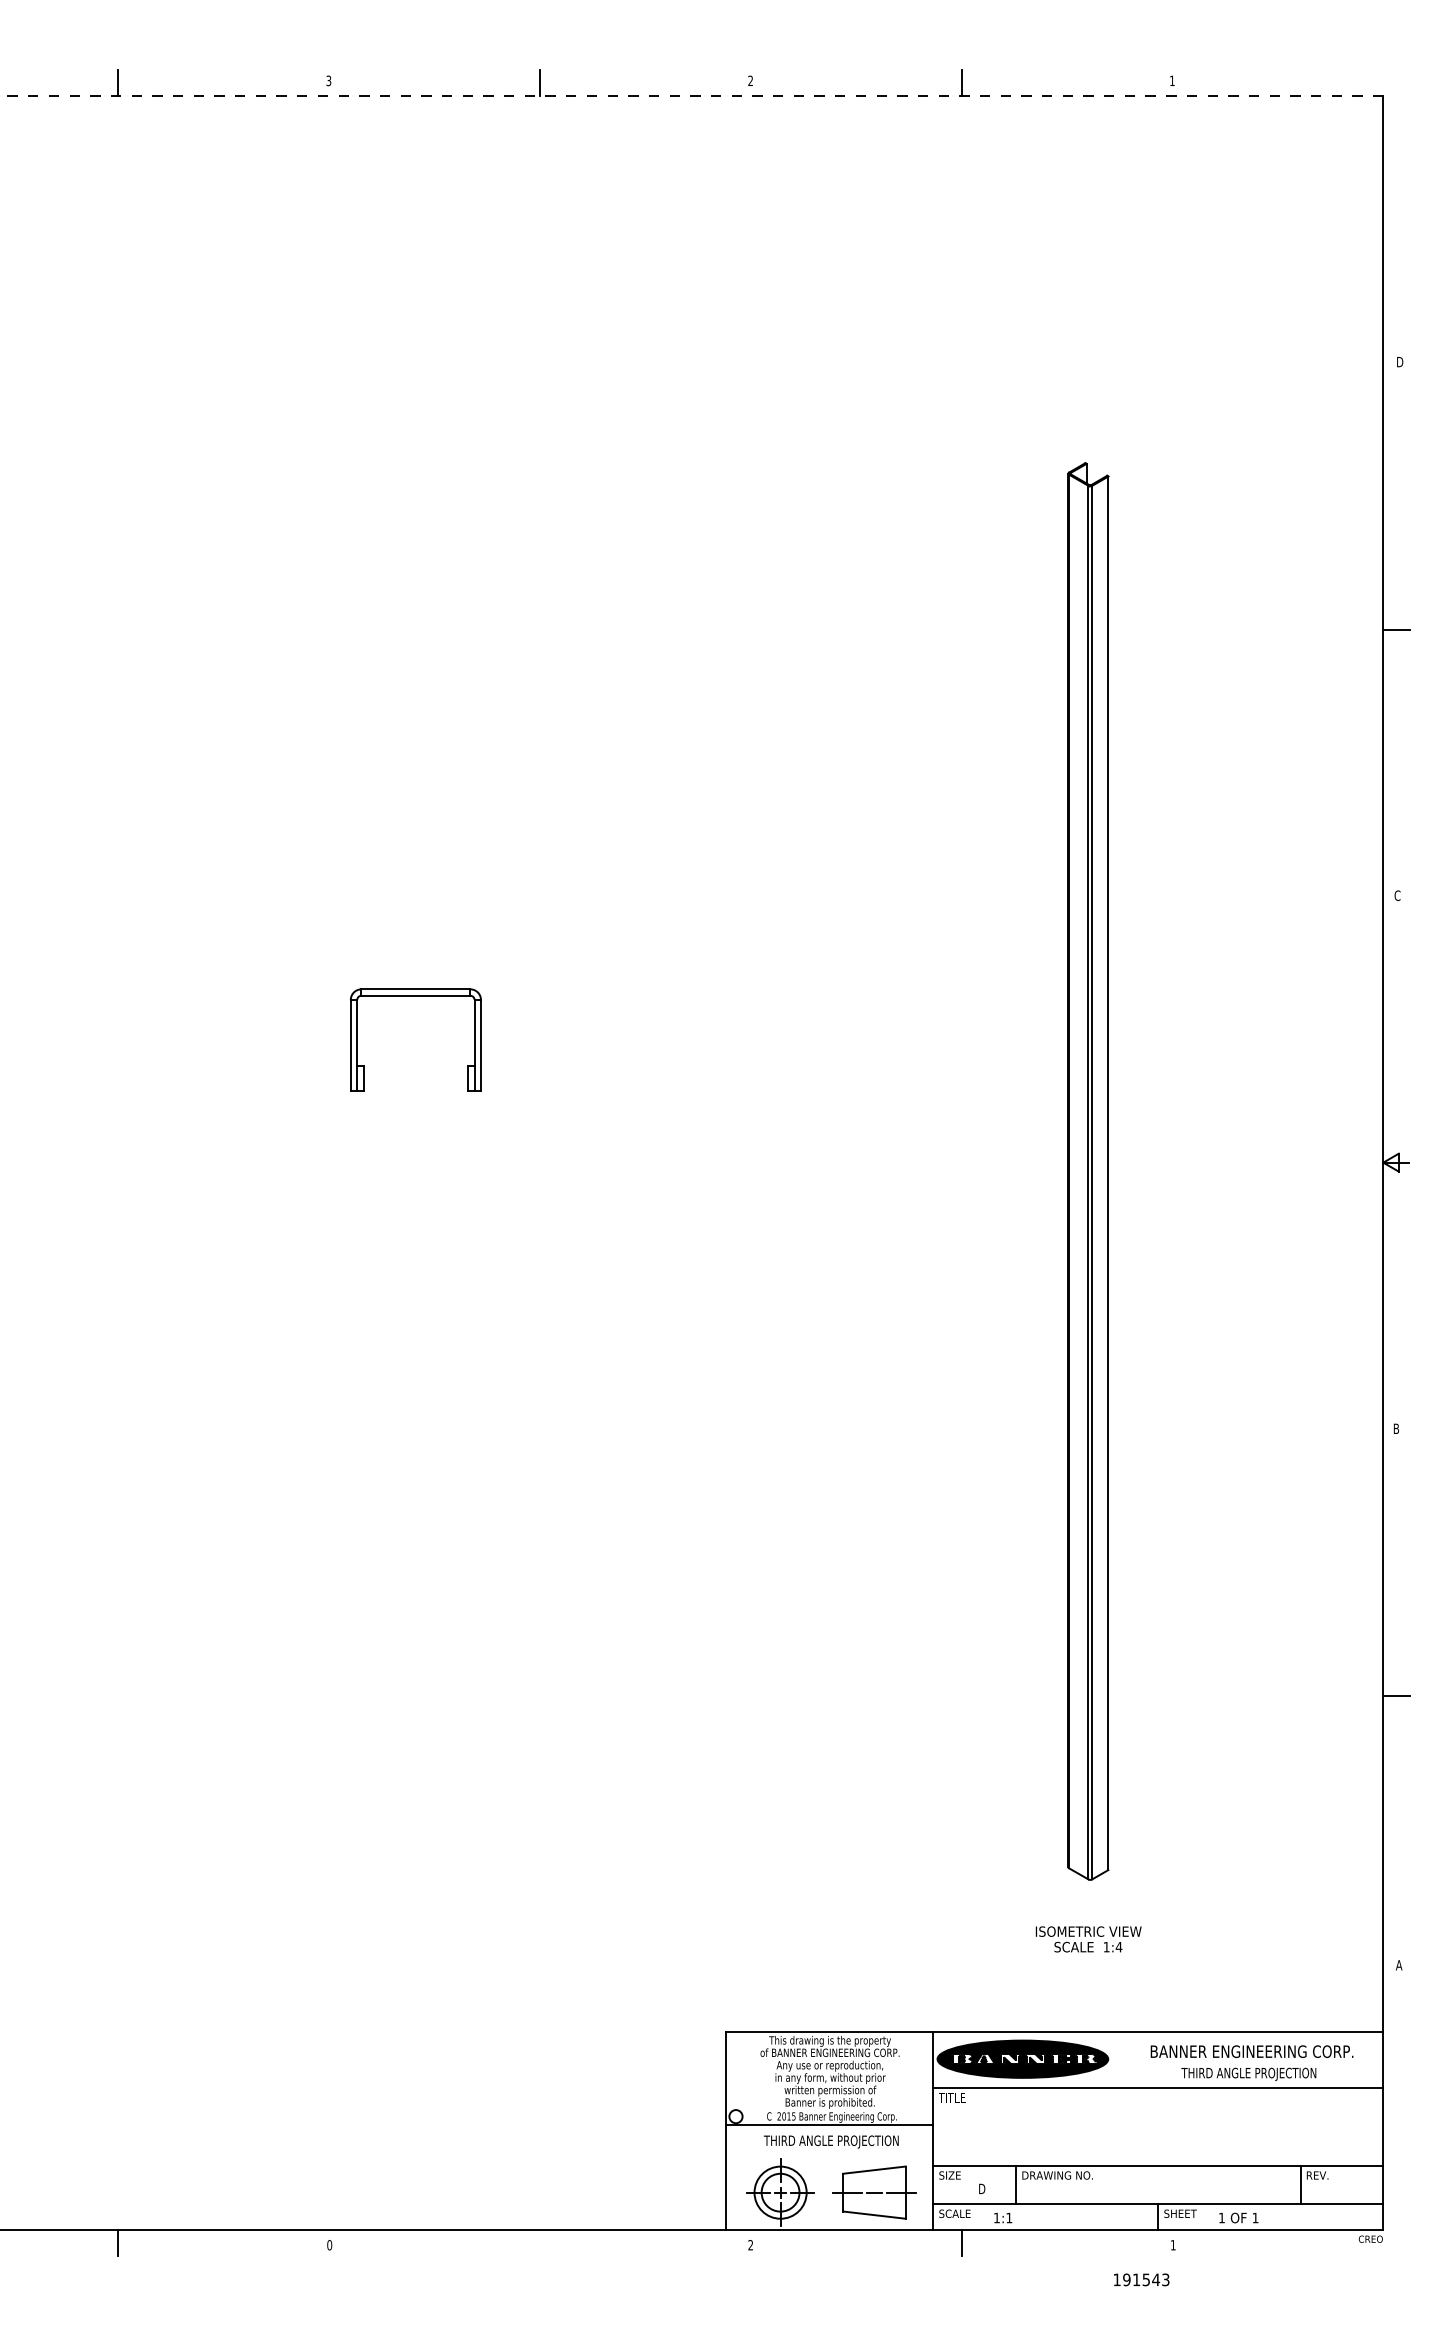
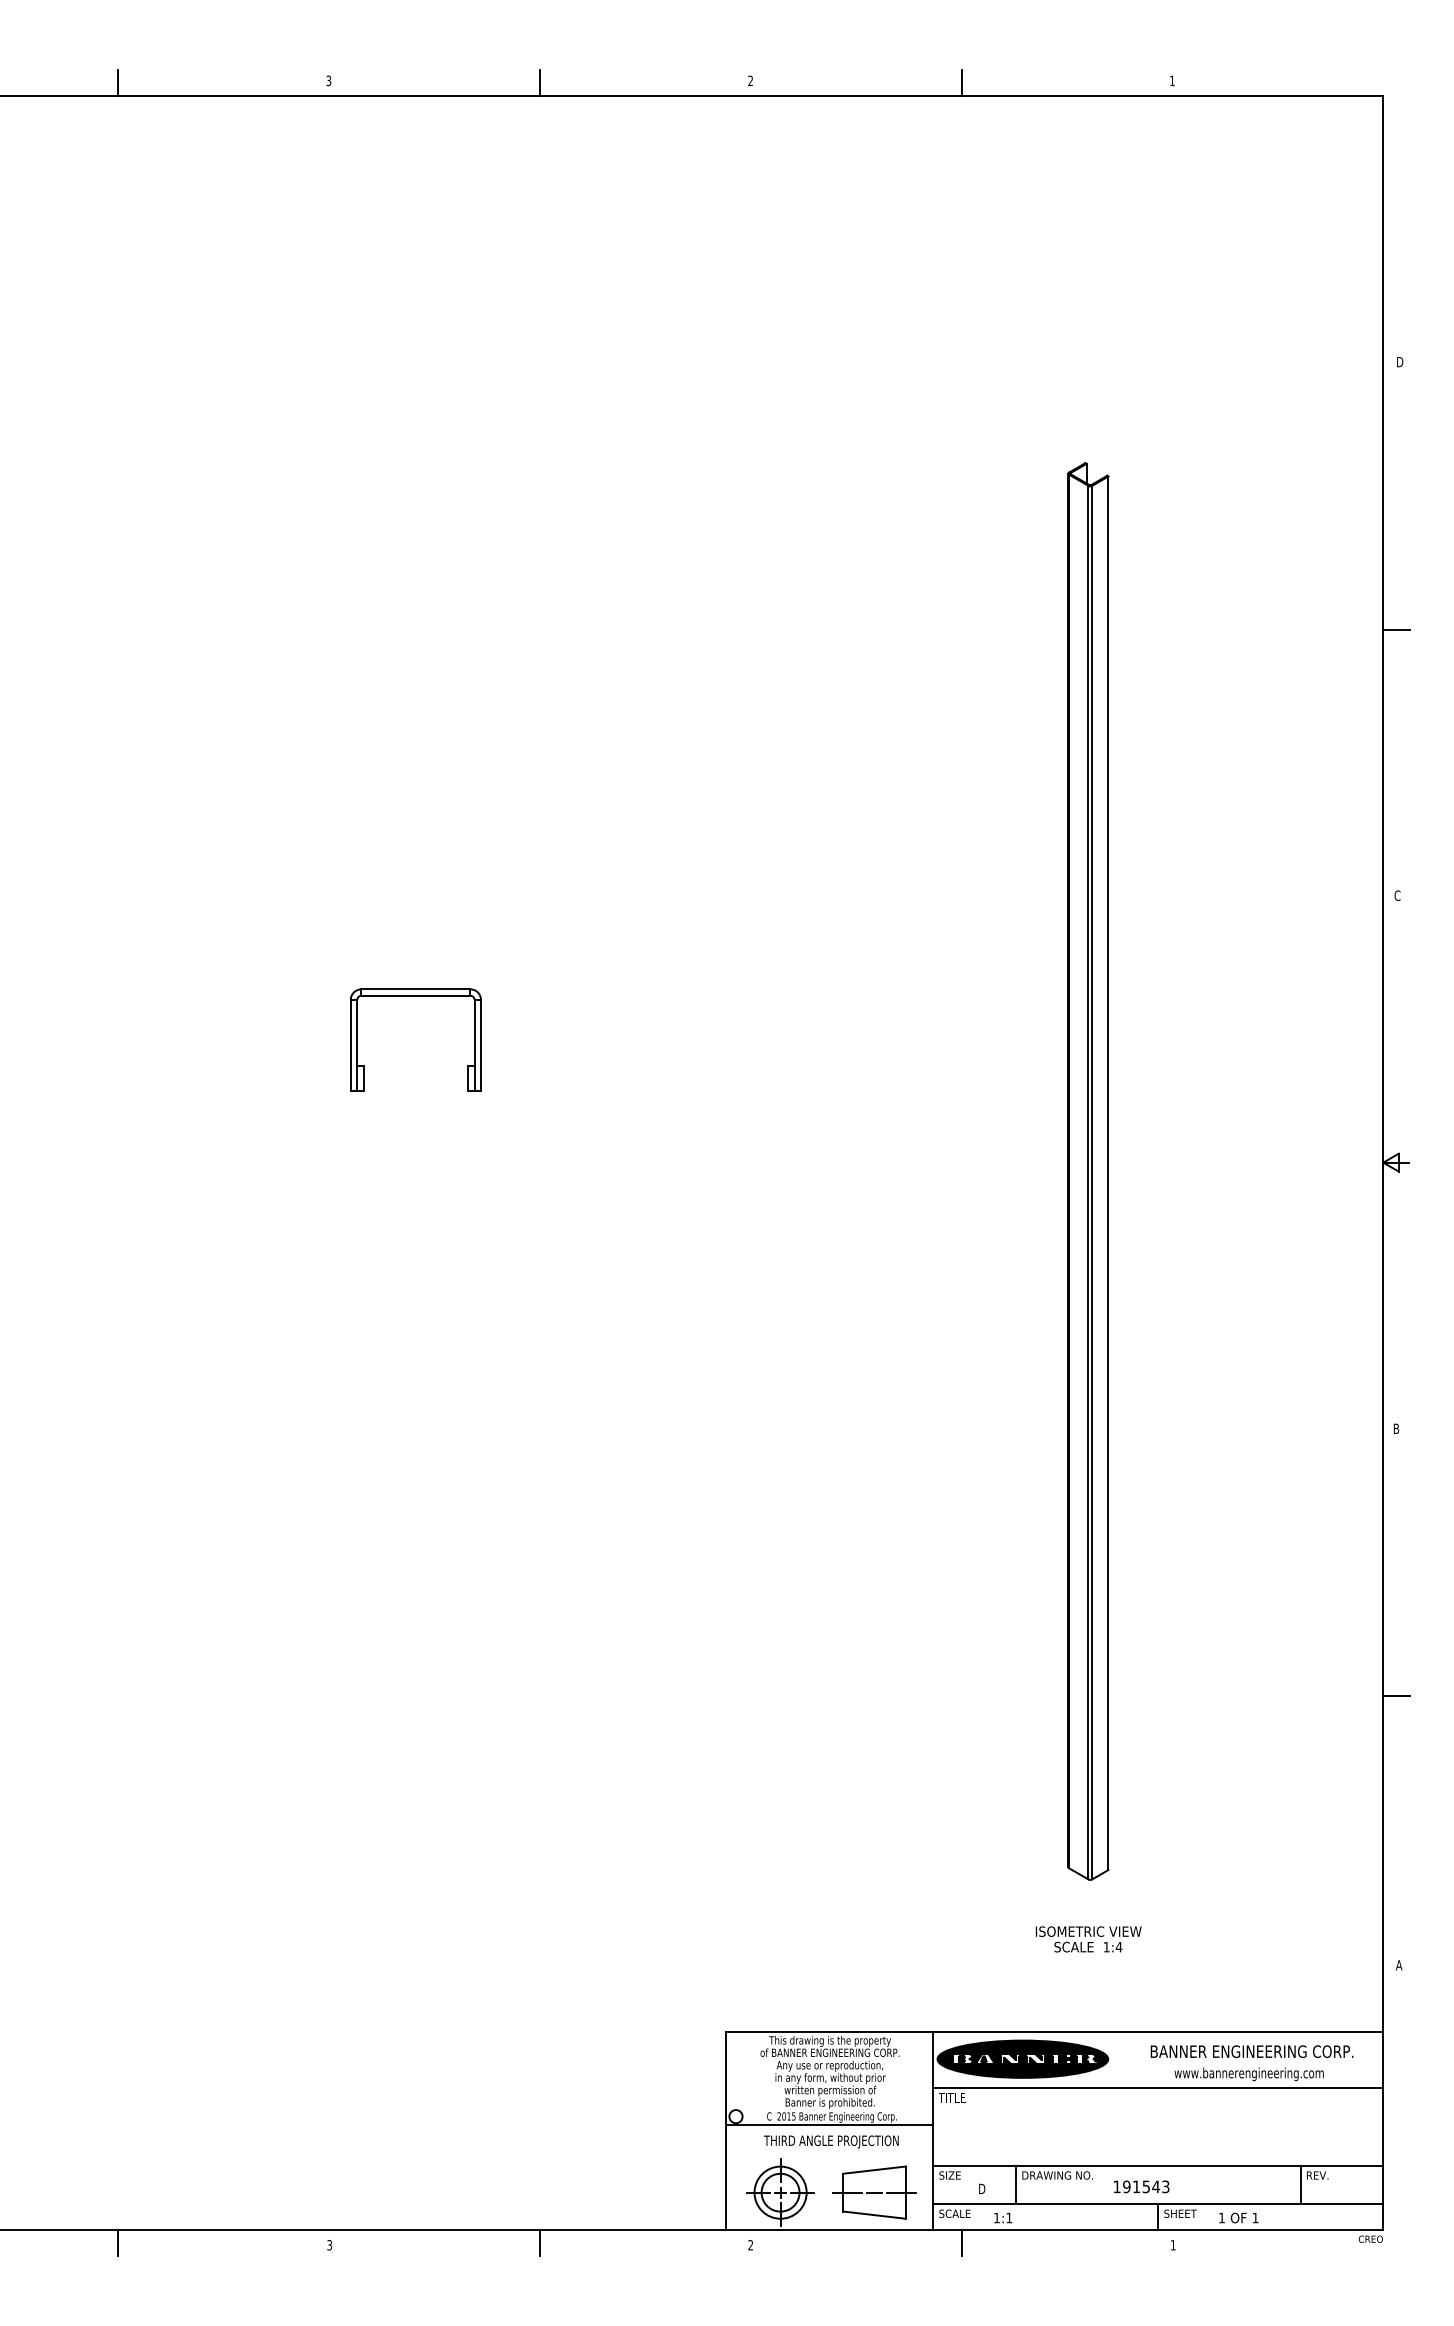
line: dashed -> solid (691, 95)
text: THIRD ANGLE PROJECTION -> www.bannerengineering.com (1248, 2074)
line: none -> present (539, 2243)
text: 0 -> 3 (329, 2245)
text position: (1141, 2279) -> (1141, 2186) (1141, 2186)
